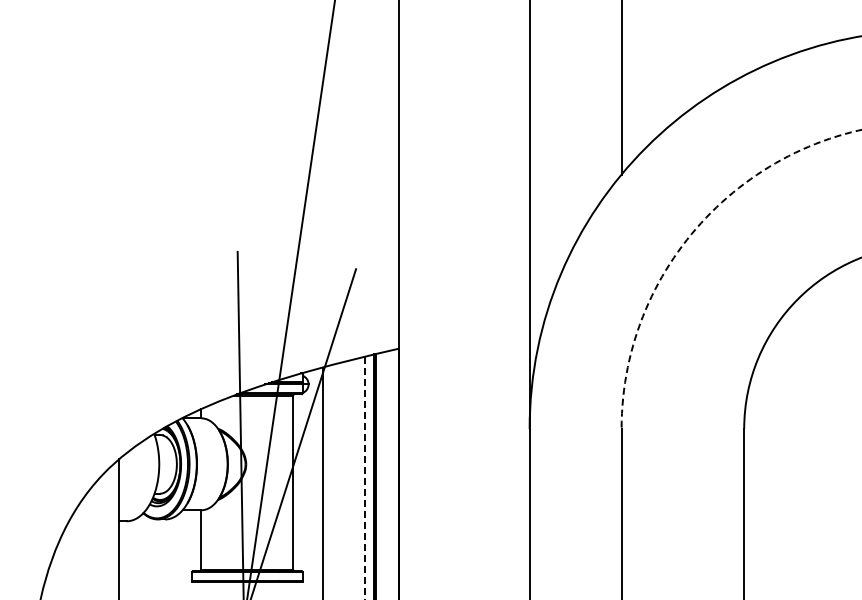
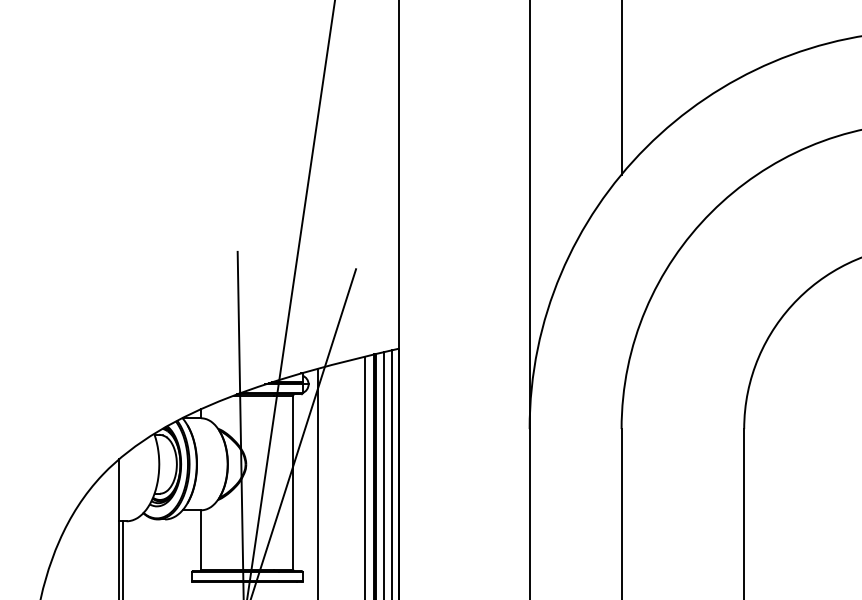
arc: dashed -> solid (689, 237)
line: none -> present (391, 473)
line: none -> present (383, 474)
line: dashed -> solid (364, 478)
line position: (322, 482) -> (317, 482) (317, 482)
line: none -> present (122, 558)
